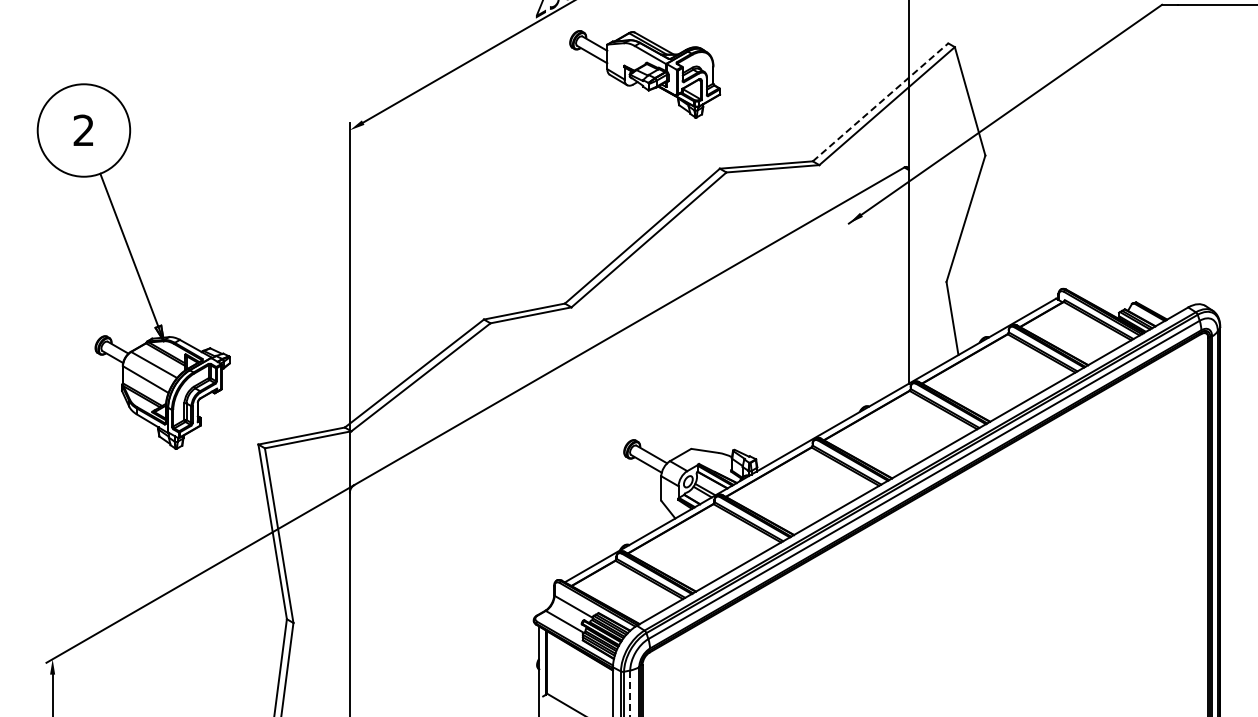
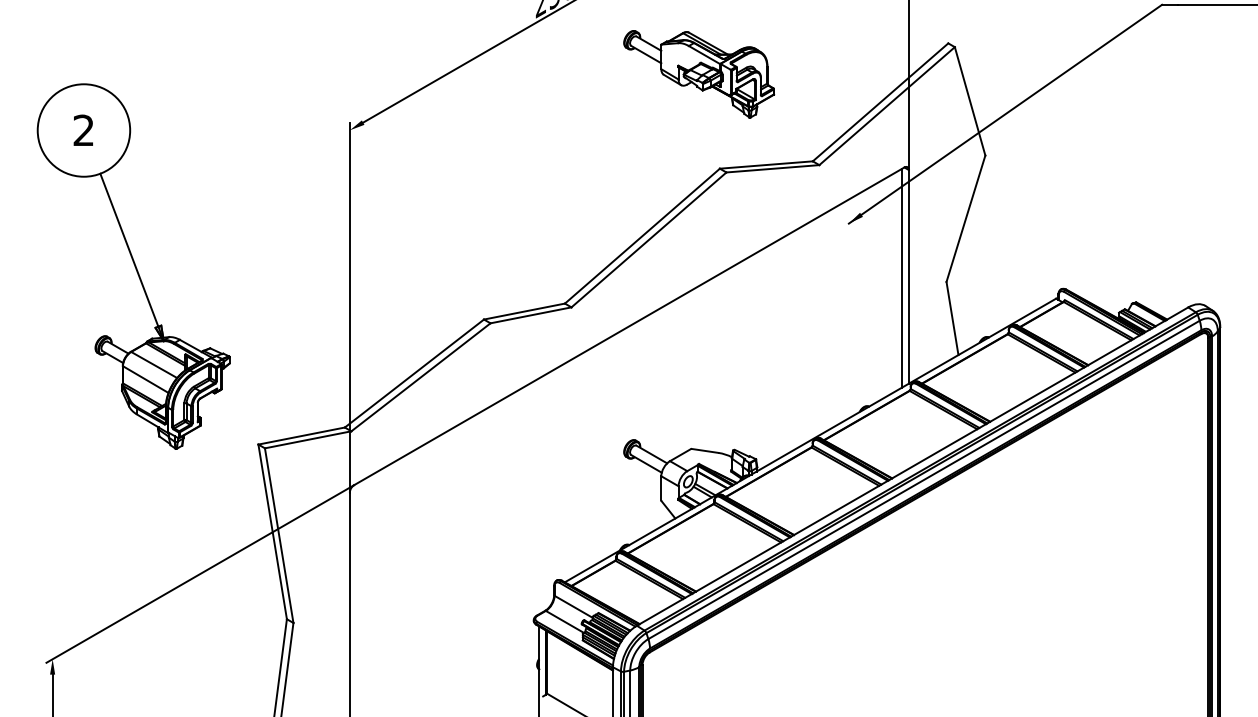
part position: (645, 74) -> (699, 74) (699, 74)
line: dashed -> solid (880, 102)
line: none -> present (902, 277)
line: dashed -> solid (630, 693)
